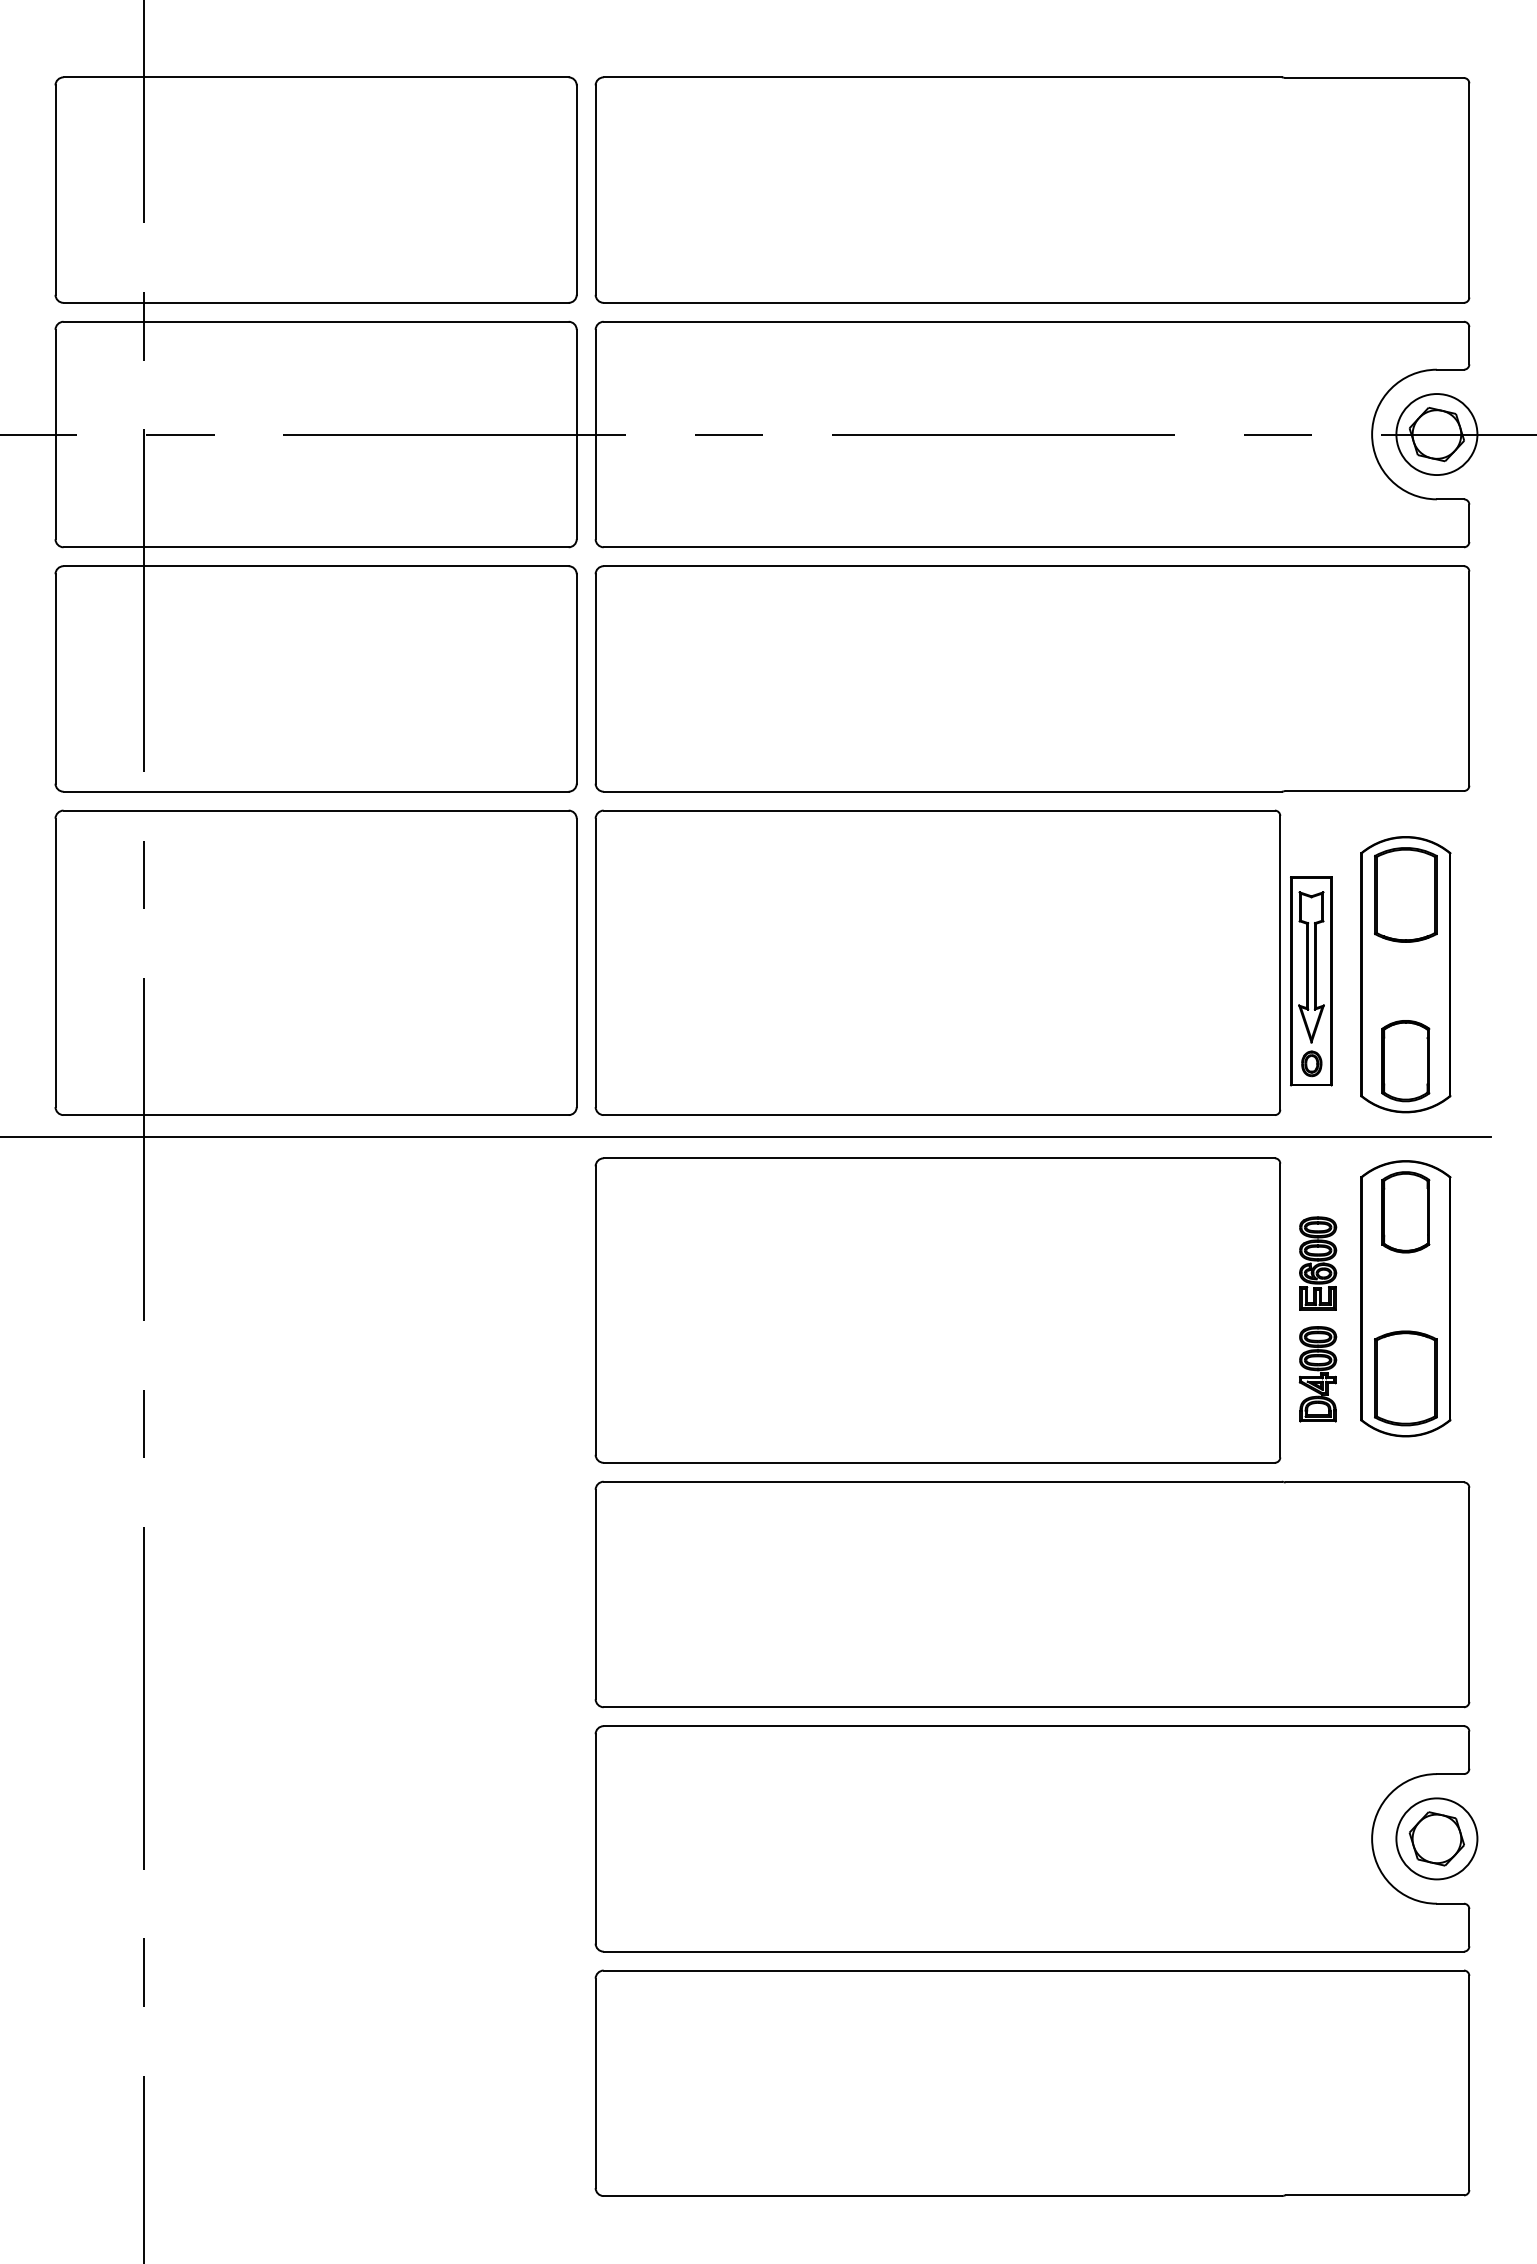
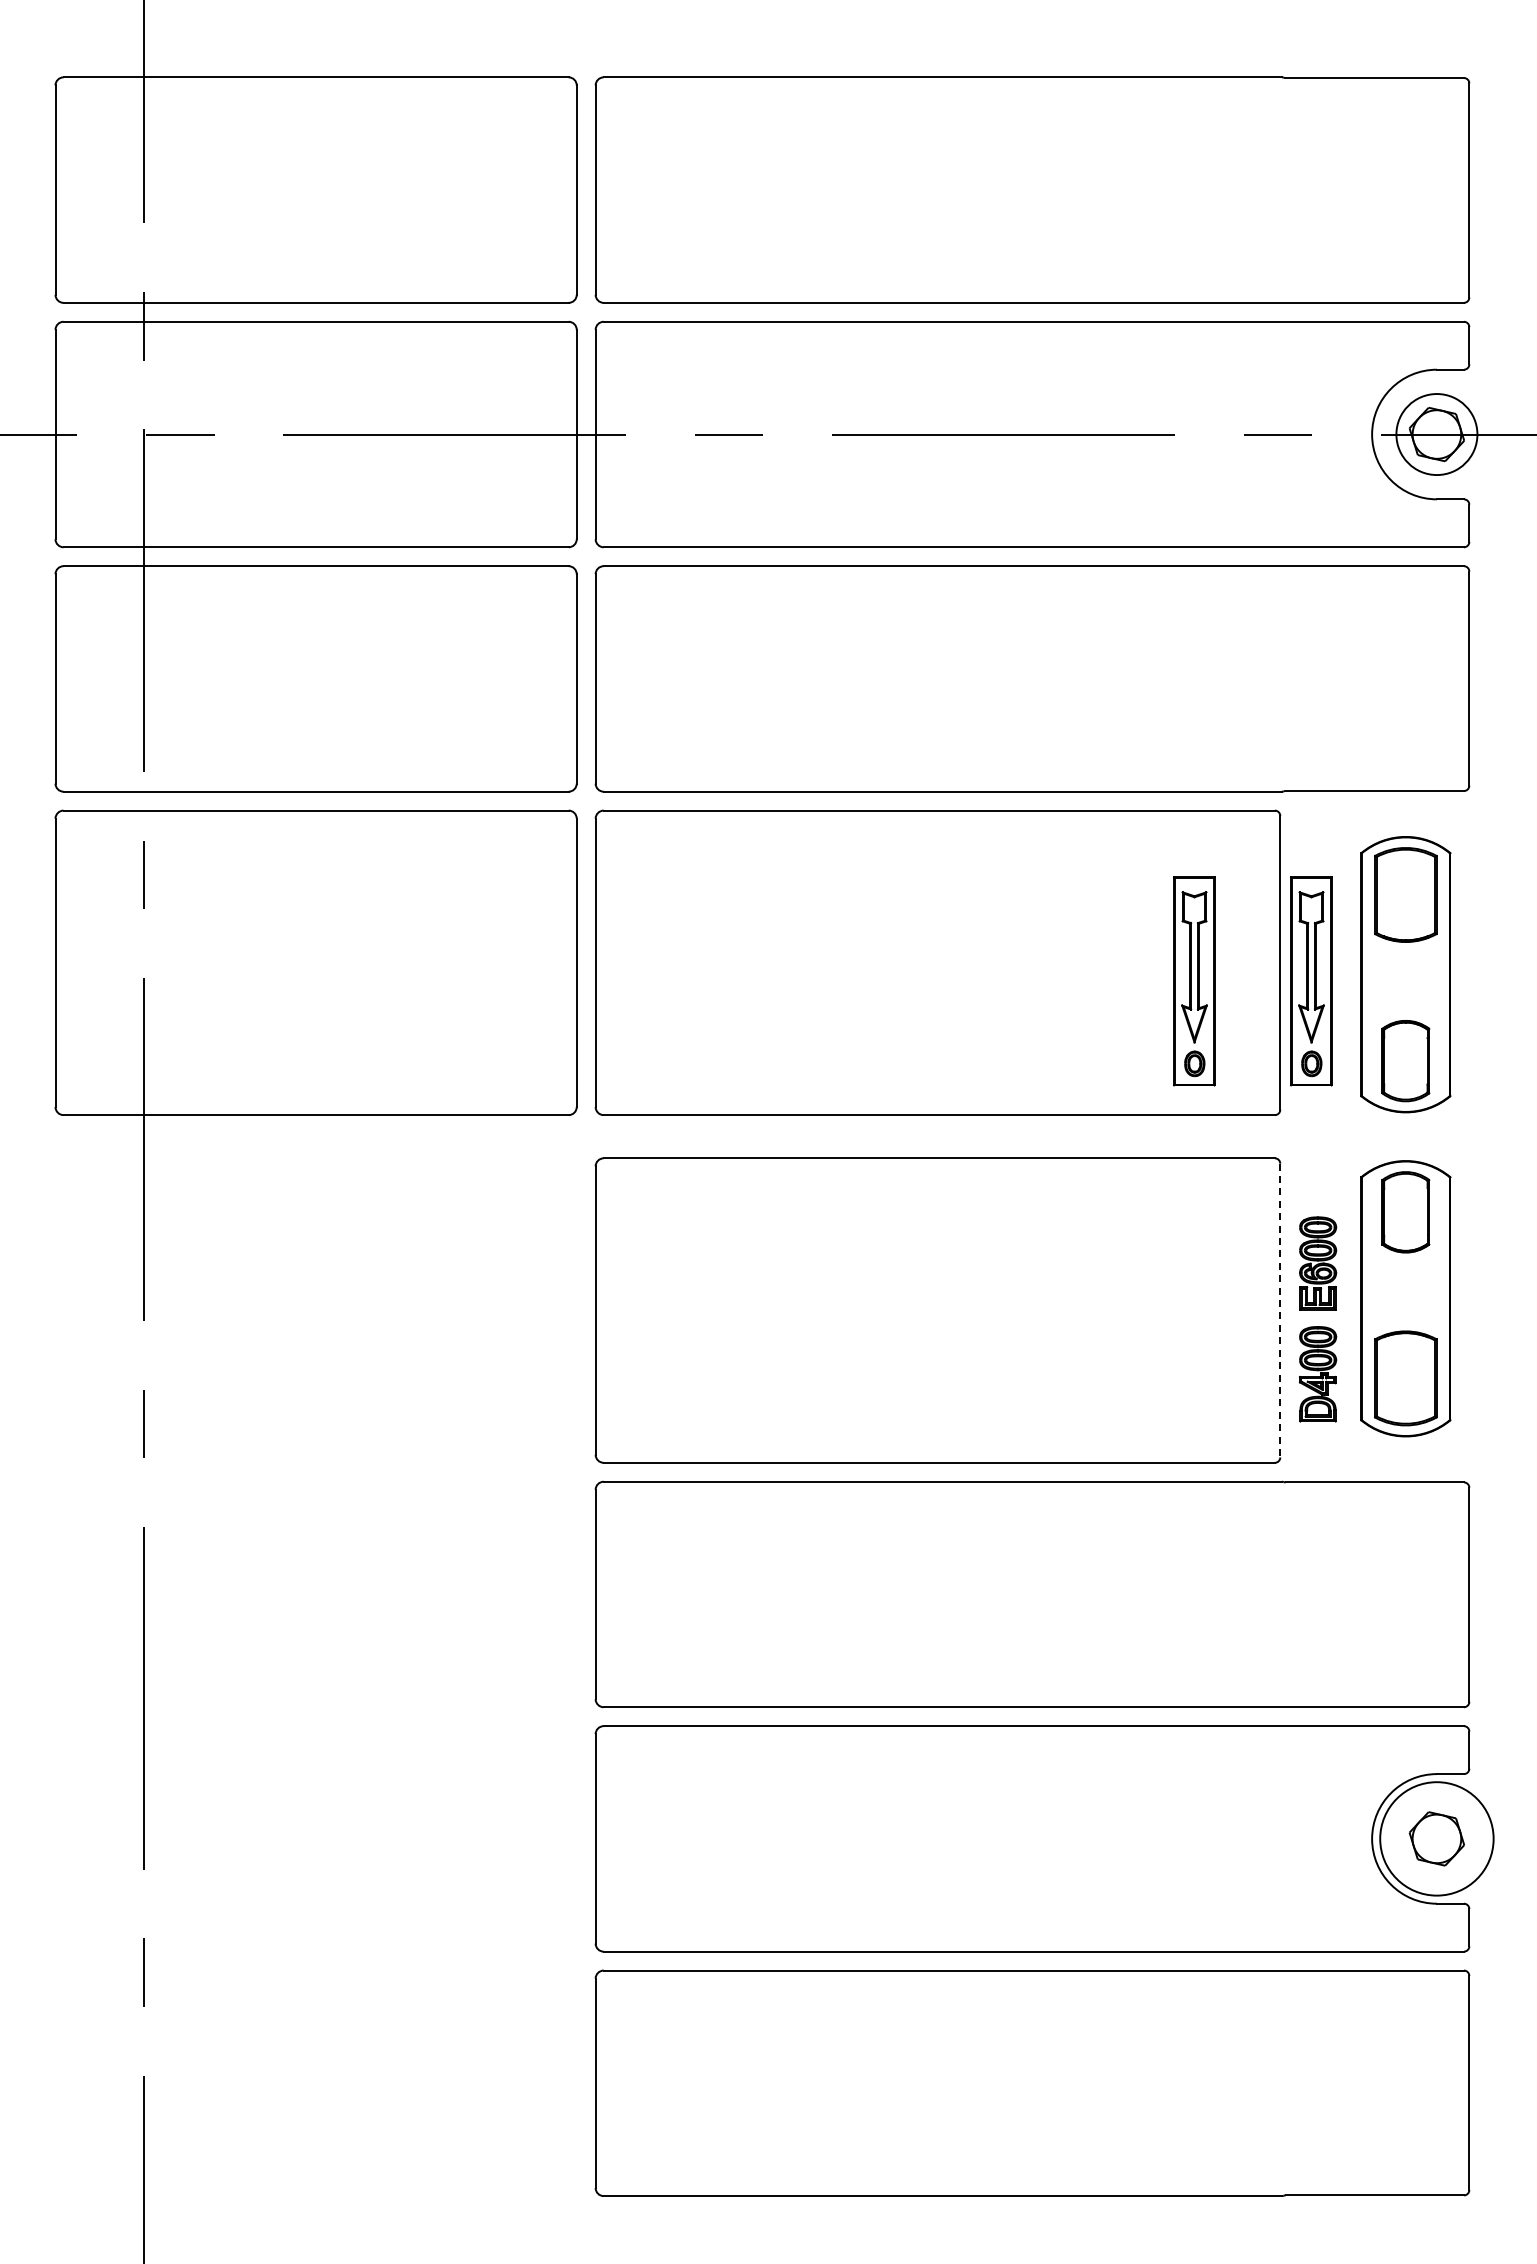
part: none -> present (1194, 981)
line: present -> none (746, 1136)
line: solid -> dashed (1280, 1310)
circle diameter: 81 px -> 113 px (1436, 1838)
